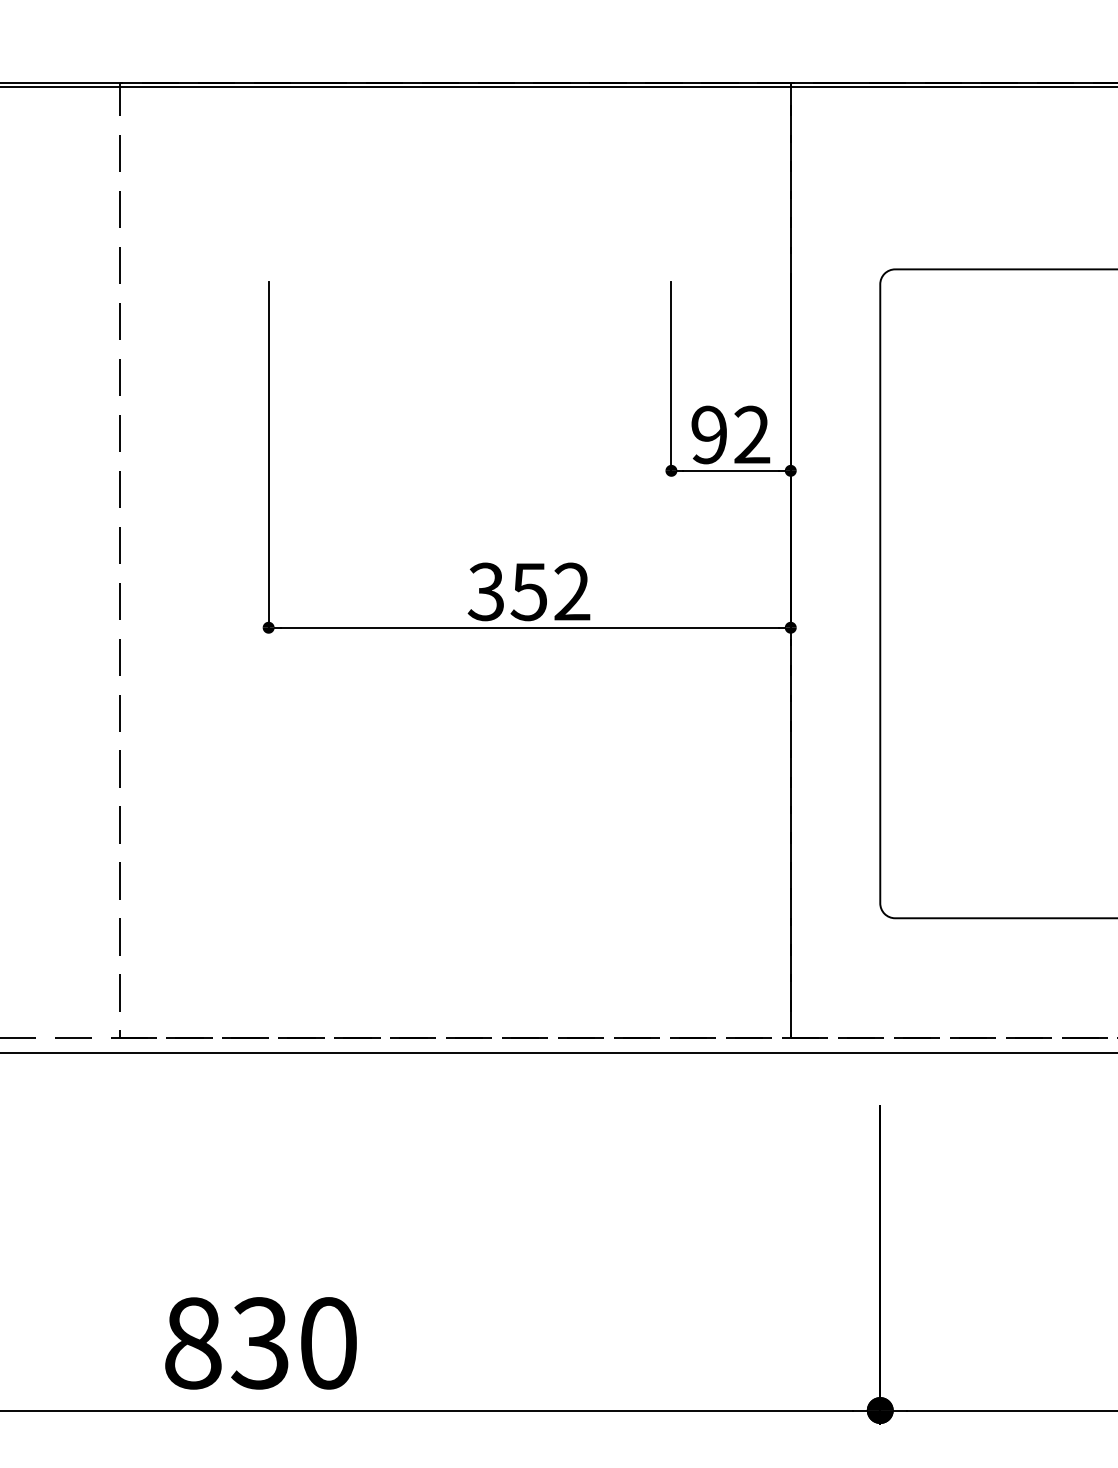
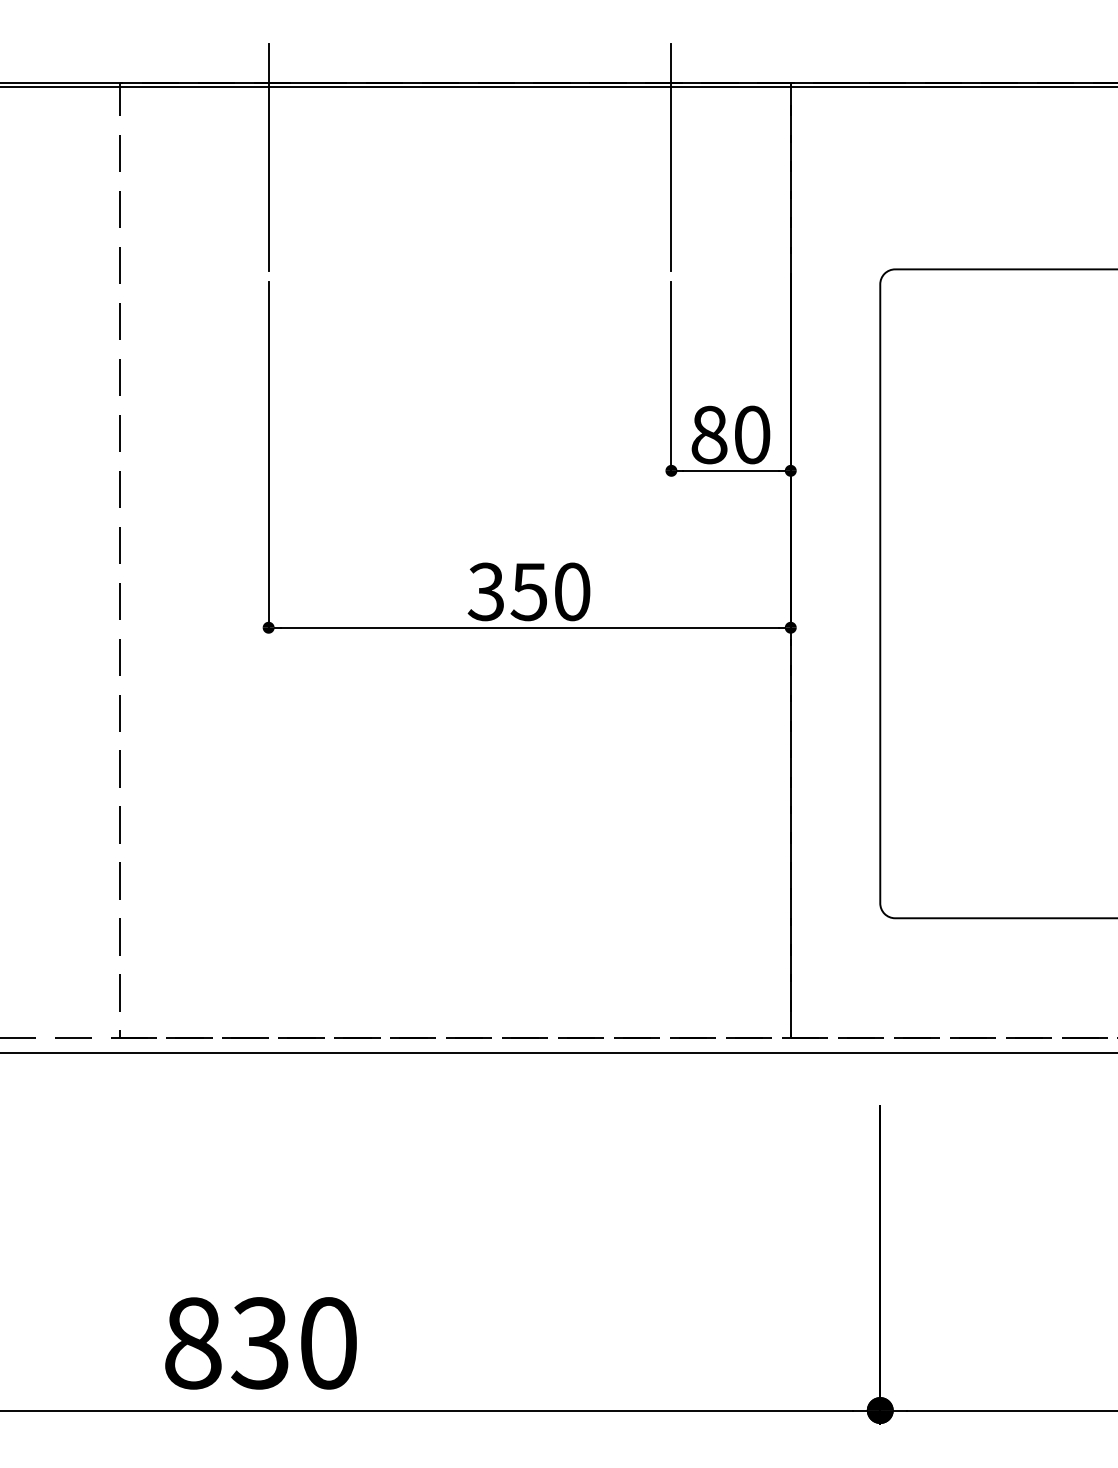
line: none -> present (268, 157)
line: none -> present (671, 157)
text: 92 -> 80 (730, 434)
text: 352 -> 350 (572, 591)
